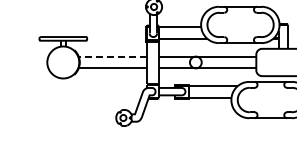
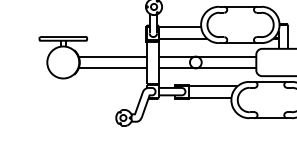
line: dashed -> solid (112, 56)
